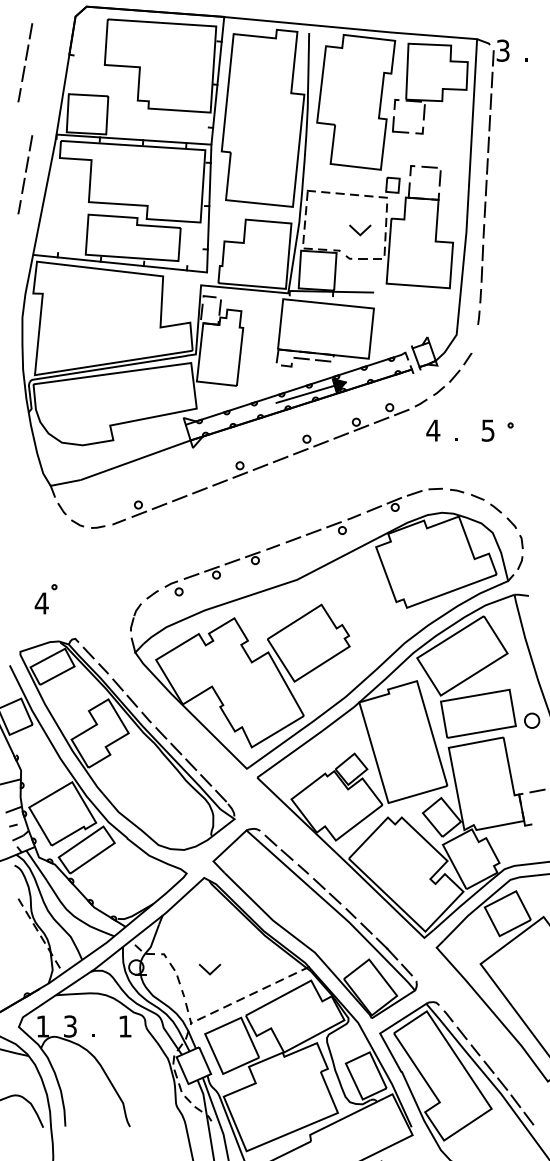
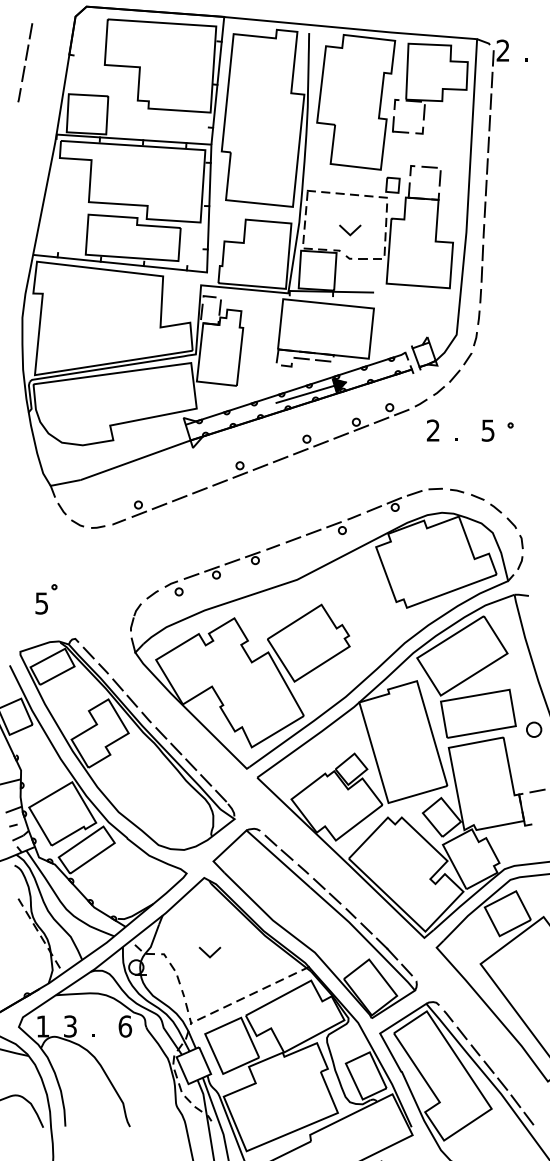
text: 3 -> 2 (502, 50)
part: present -> none (25, 174)
line position: (362, 231) -> (352, 231) (352, 231)
line: none -> present (475, 339)
text: 4 -> 2 (433, 430)
text: 4 -> 5 (41, 603)
circle position: (532, 720) -> (534, 729) (534, 729)
line position: (207, 970) -> (207, 953) (207, 953)
text: 1 -> 6 (125, 1026)
